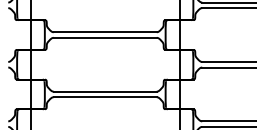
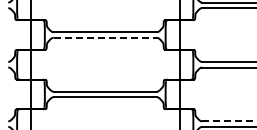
line: solid -> dashed (105, 37)
line: solid -> dashed (229, 121)
